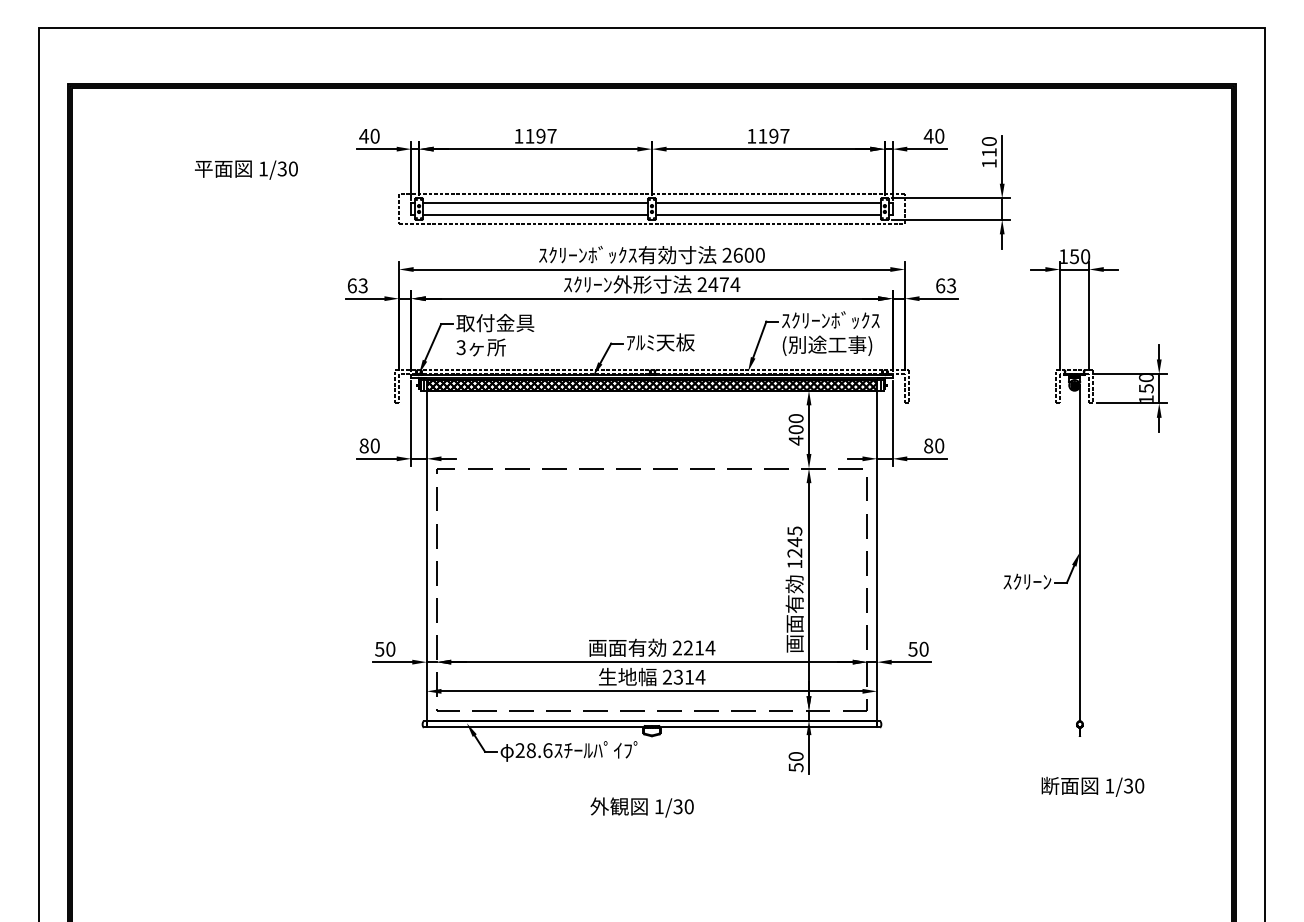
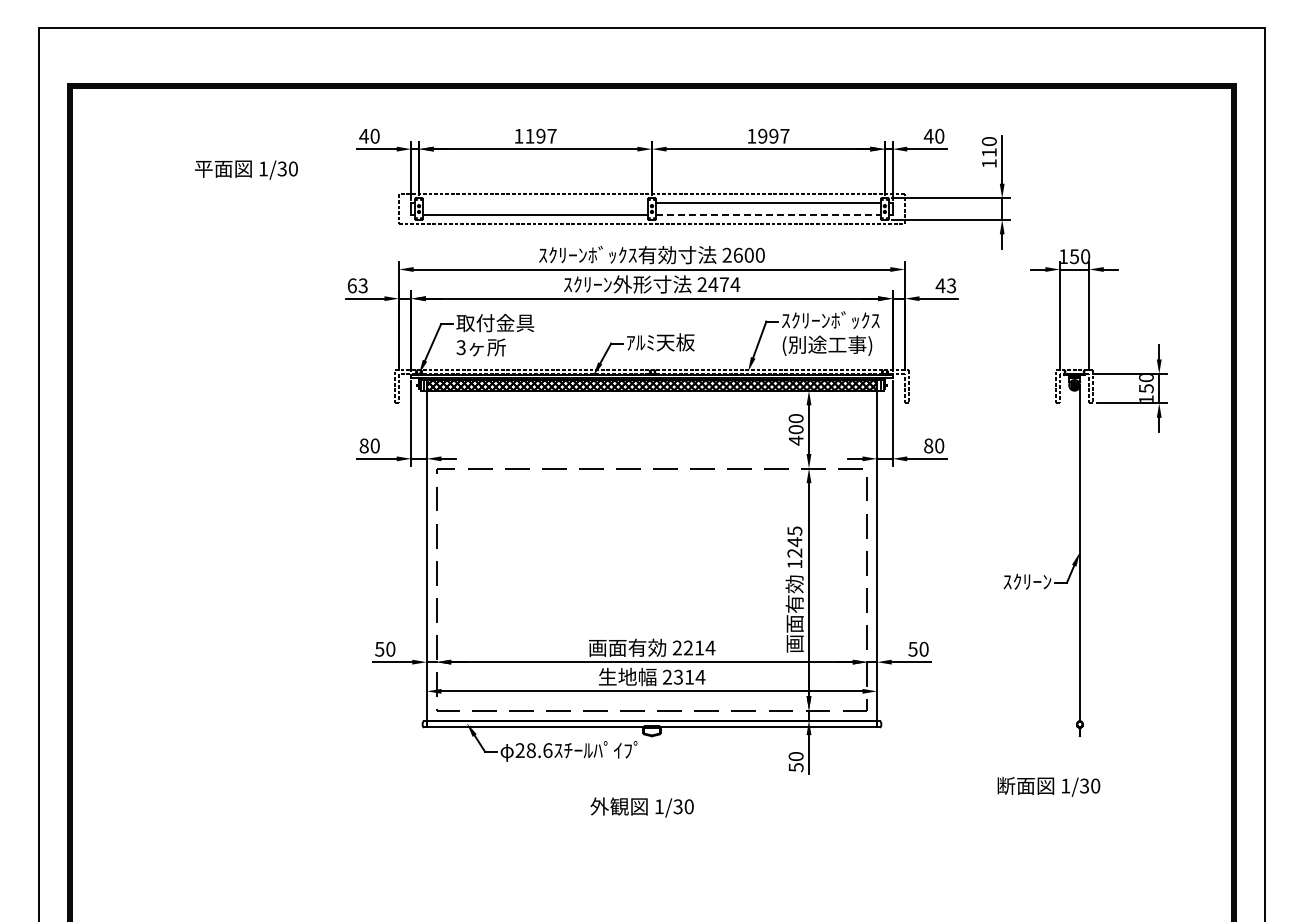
text: 1197 -> 1997 (762, 135)
line: present -> none (535, 203)
line: solid -> dashed (768, 214)
text: 63 -> 43 (940, 285)
text position: (1092, 786) -> (1048, 786) (1048, 786)
